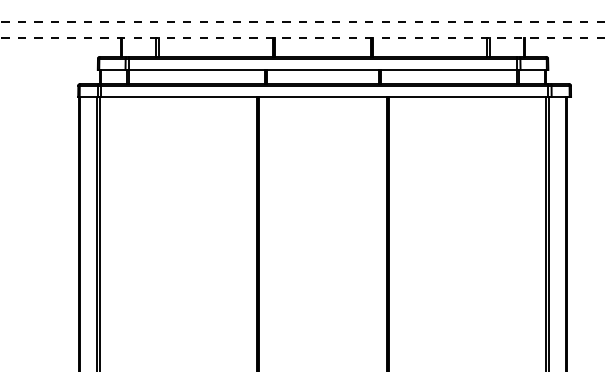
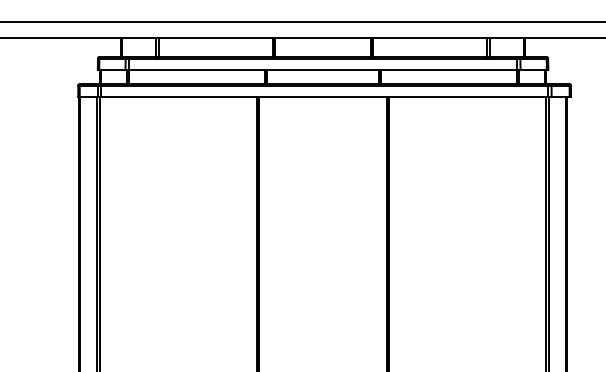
line: dashed -> solid (302, 21)
line: dashed -> solid (302, 38)
